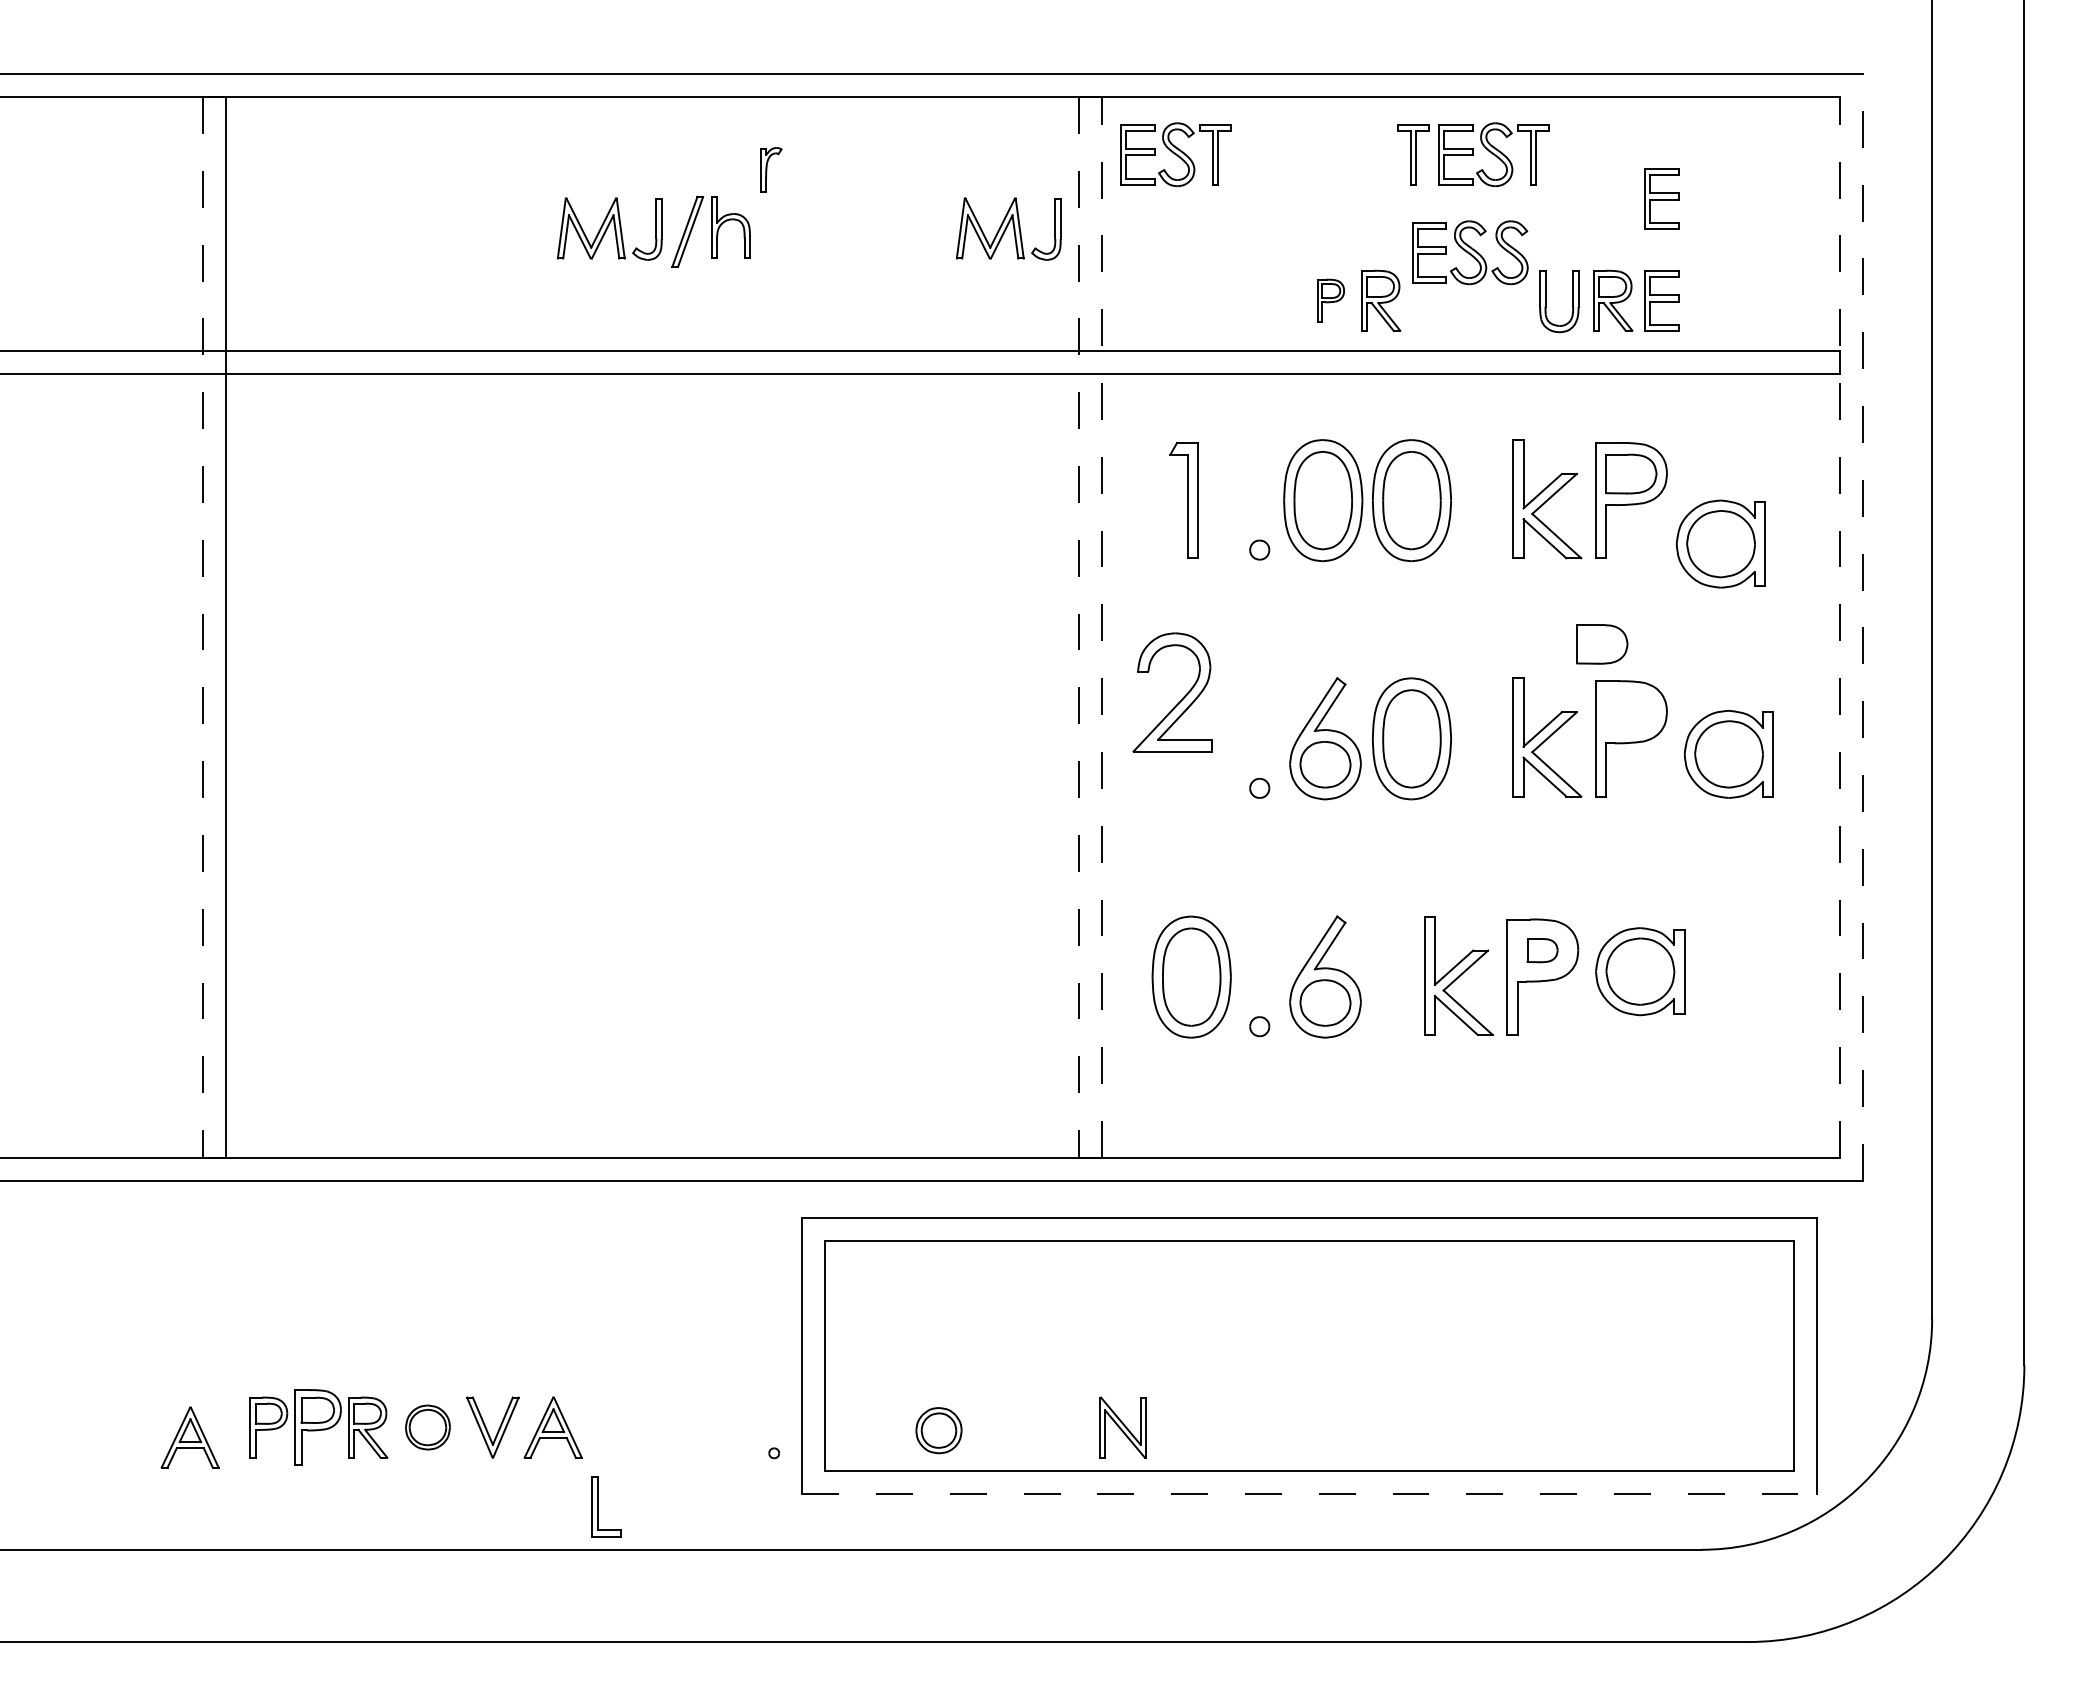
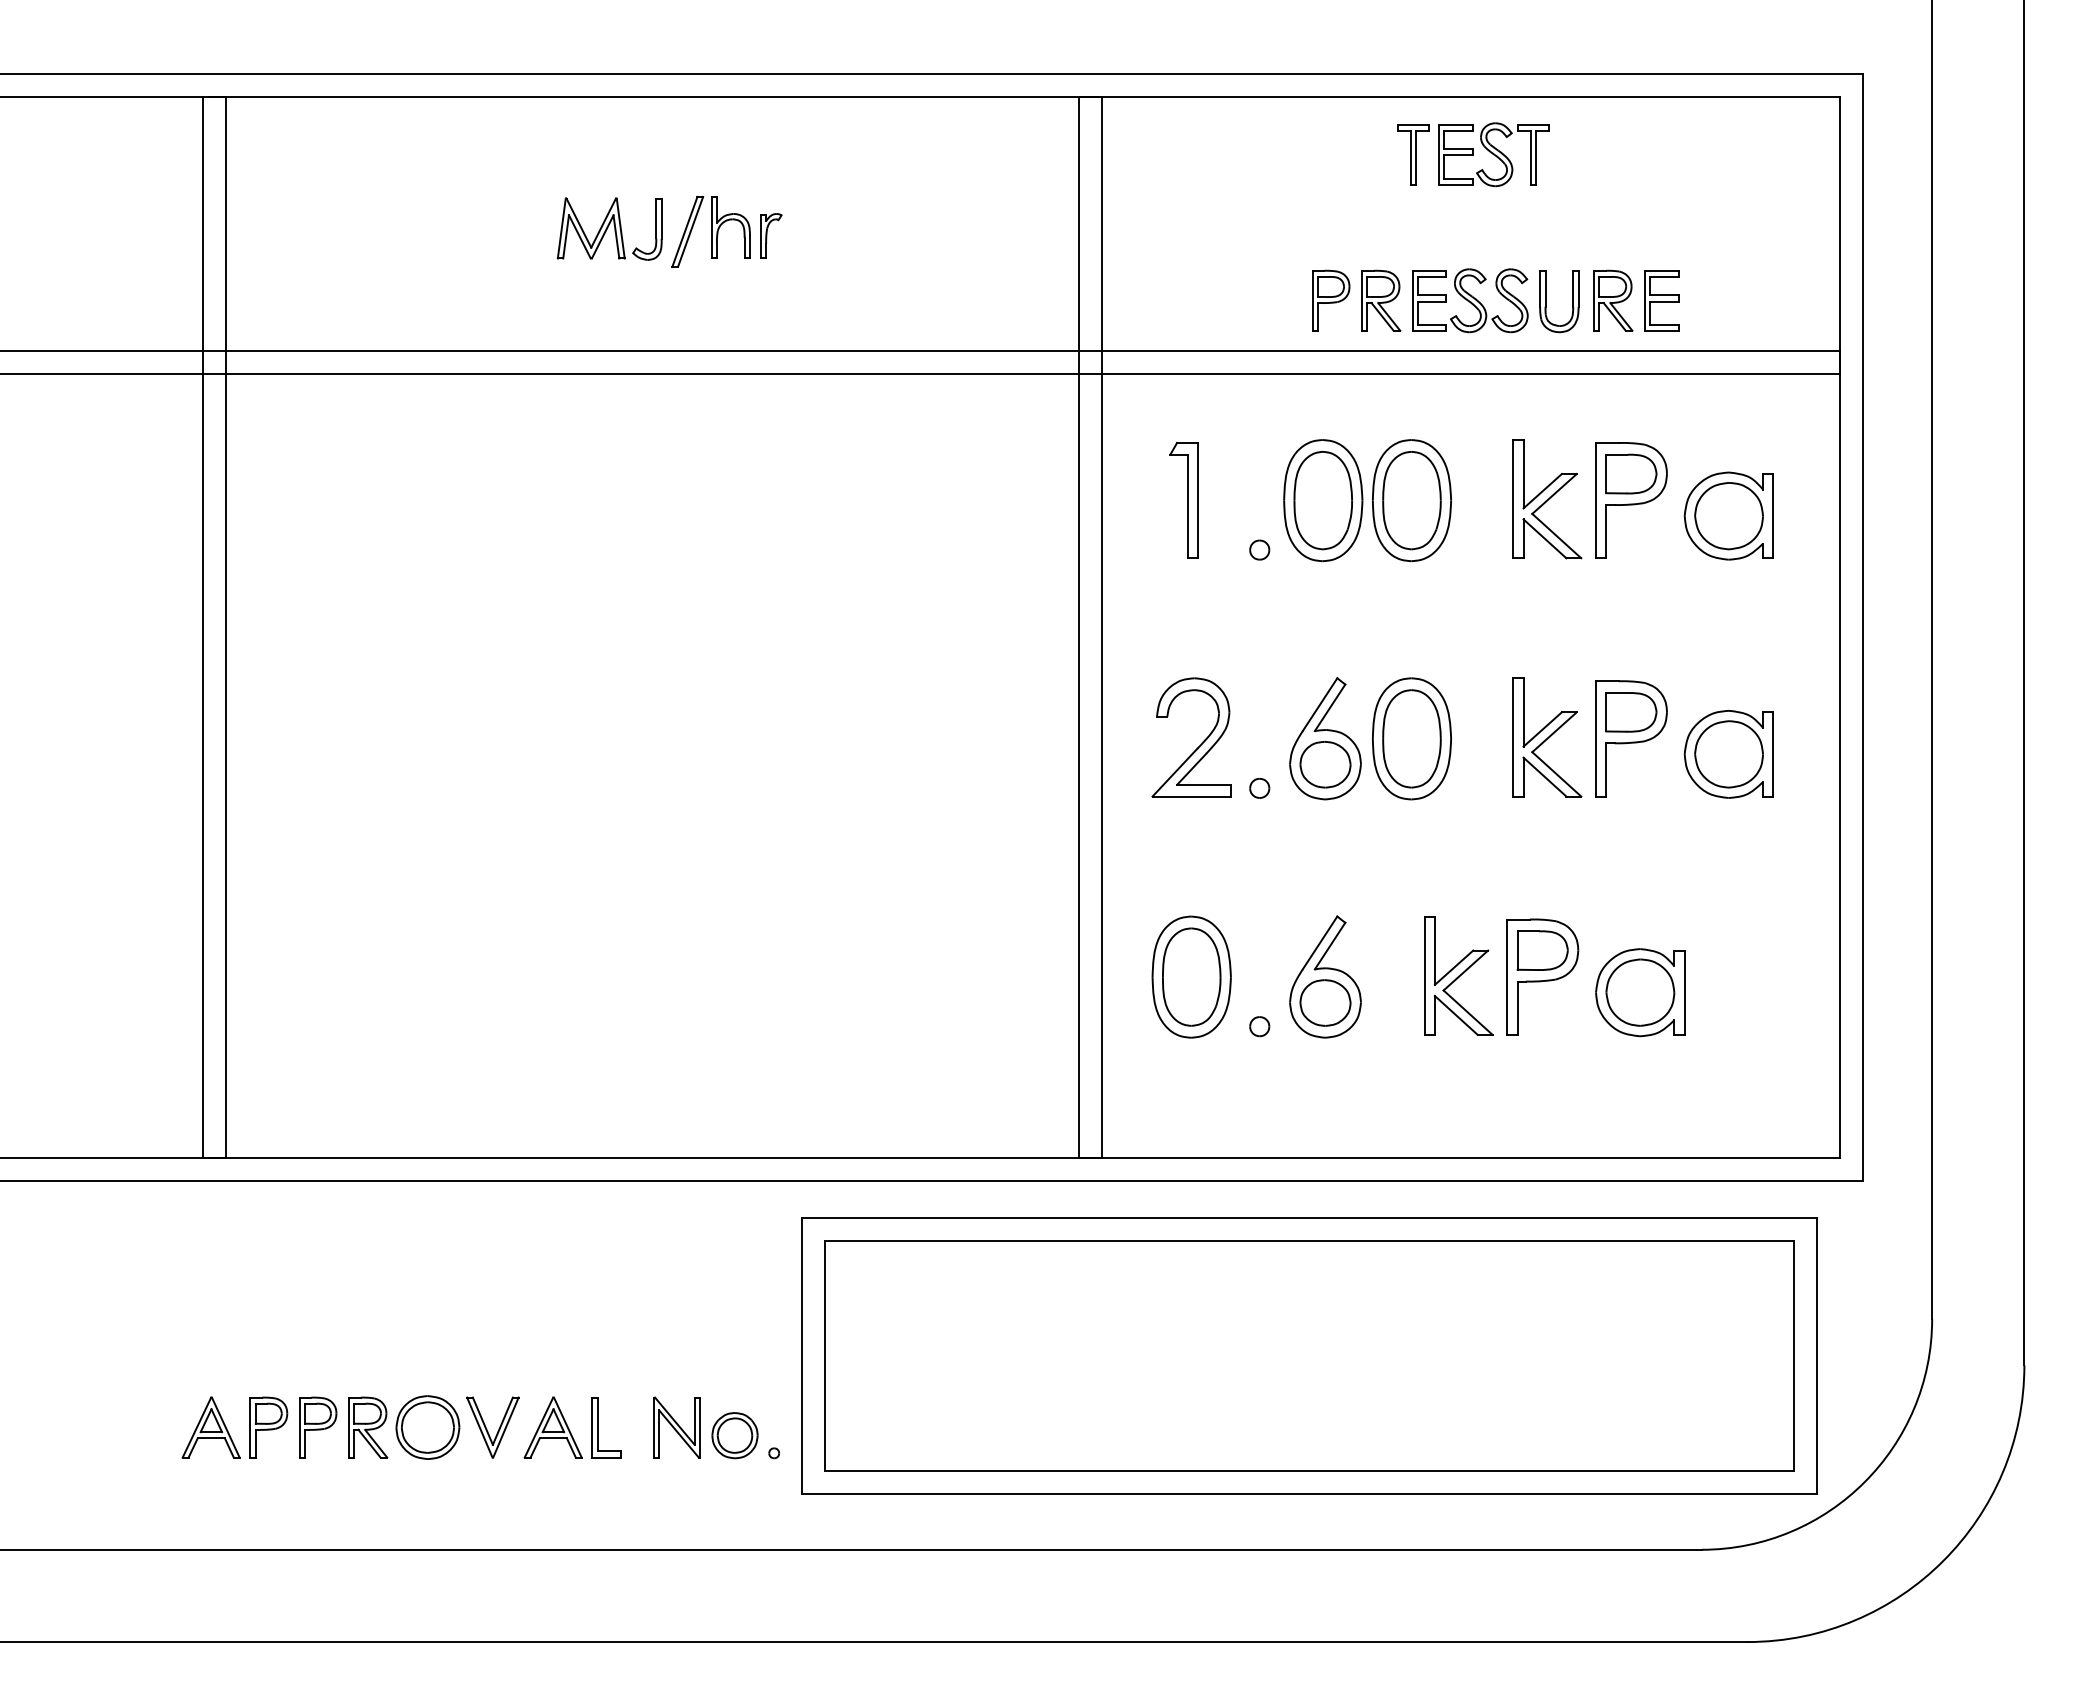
part: present -> none (1175, 154)
part position: (771, 169) -> (771, 235) (771, 235)
part: present -> none (1661, 198)
part: present -> none (1008, 228)
part position: (1470, 252) -> (1470, 300) (1470, 300)
part size: 28x45 px -> 39x63 px (1331, 300)
part position: (1720, 543) -> (1728, 515) (1728, 515)
line: dashed -> solid (1102, 626)
line: dashed -> solid (1839, 626)
line: dashed -> solid (1862, 626)
line: dashed -> solid (202, 627)
line: dashed -> solid (1078, 627)
part position: (1602, 644) -> (1631, 712) (1631, 712)
part position: (1180, 700) -> (1199, 745) (1199, 745)
part size: 33x26 px -> 53x41 px (1542, 950)
part position: (1640, 971) -> (1640, 992) (1640, 992)
part size: 48x77 px -> 39x63 px (318, 1427)
part size: 46x47 px -> 66x65 px (427, 1427)
part position: (1122, 1427) -> (676, 1427) (676, 1427)
part position: (938, 1430) -> (734, 1435) (734, 1435)
part position: (189, 1437) -> (210, 1427) (210, 1427)
line: dashed -> solid (1310, 1494)
part position: (598, 1506) -> (598, 1427) (598, 1427)
